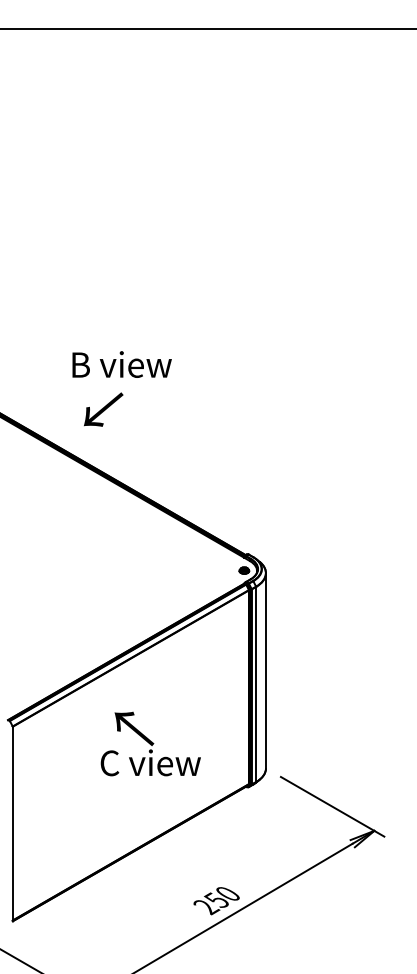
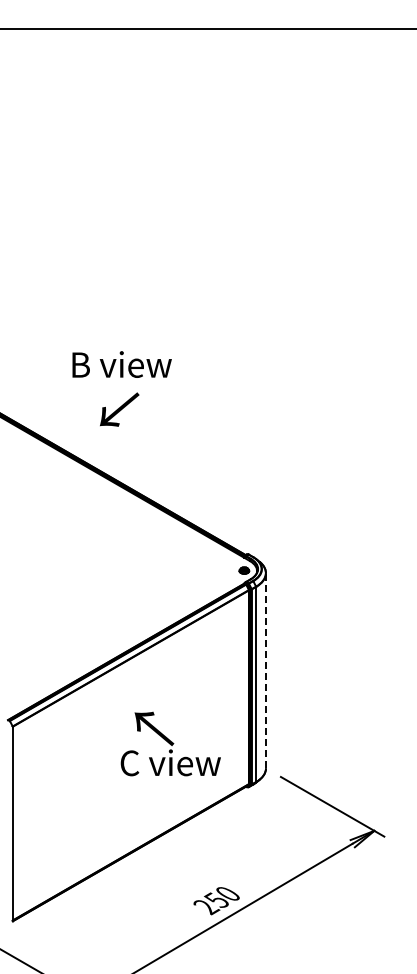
text position: (103, 409) -> (119, 409) (119, 409)
line: solid -> dashed (265, 670)
text position: (150, 743) -> (170, 743) (170, 743)
